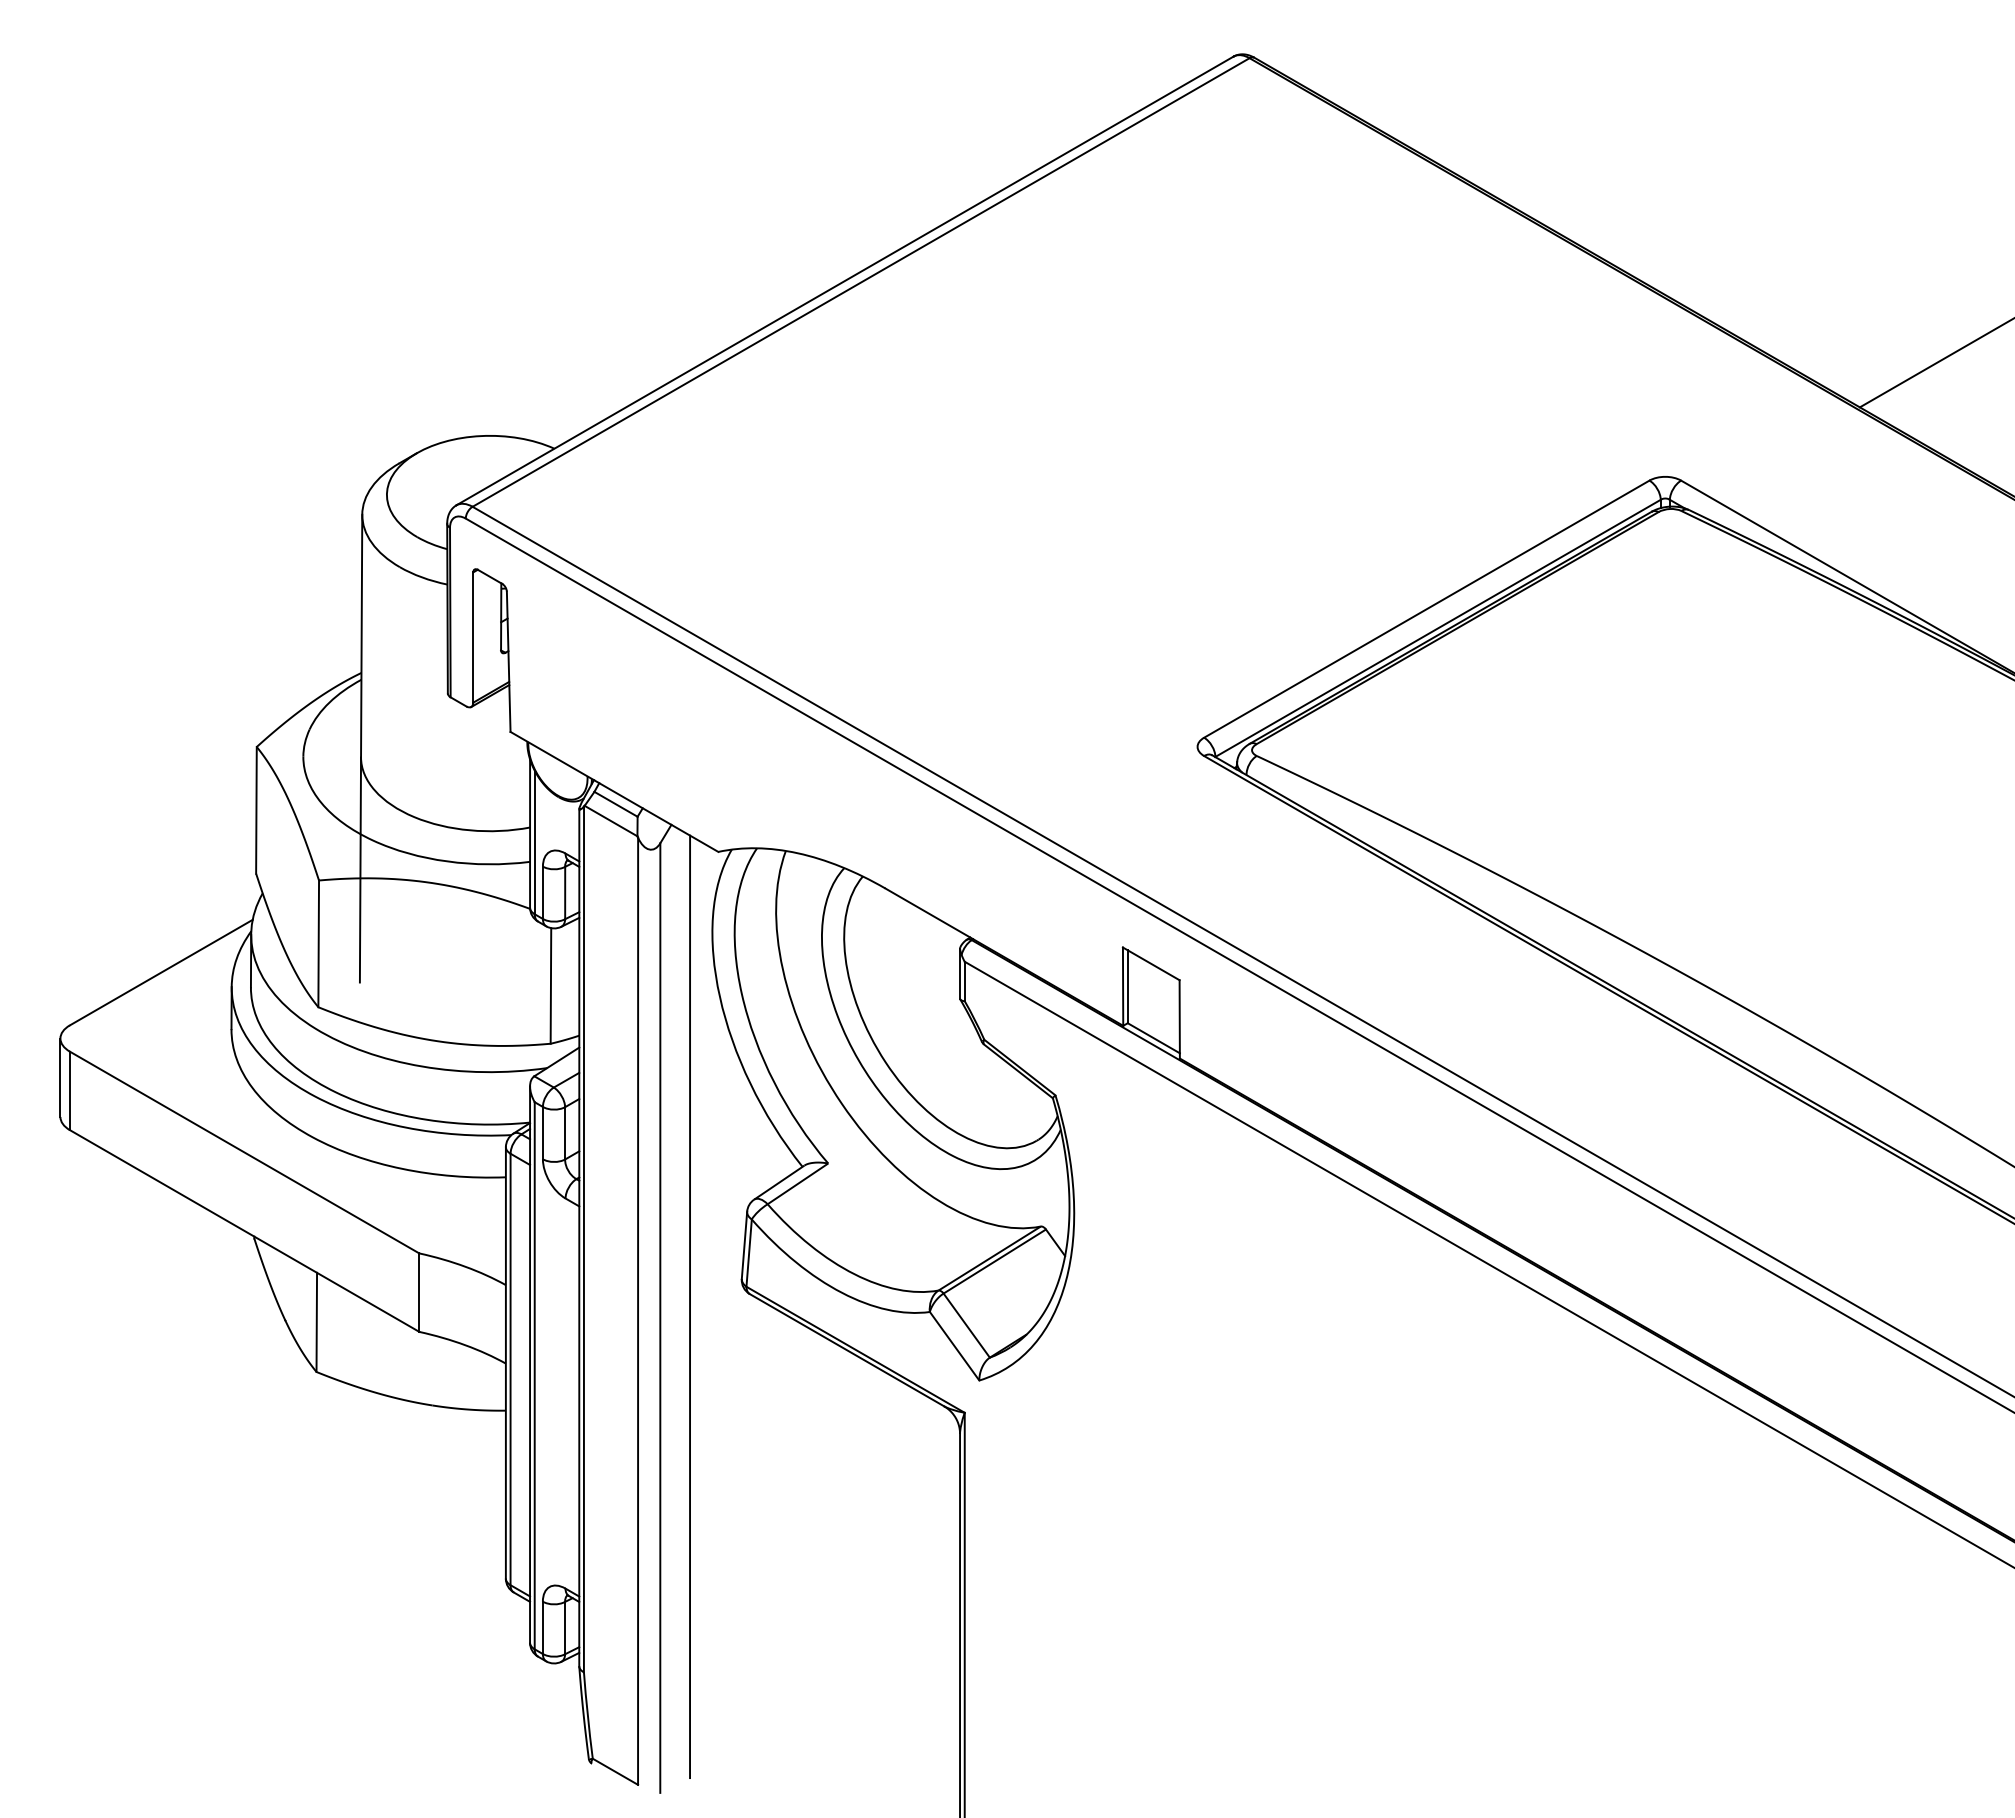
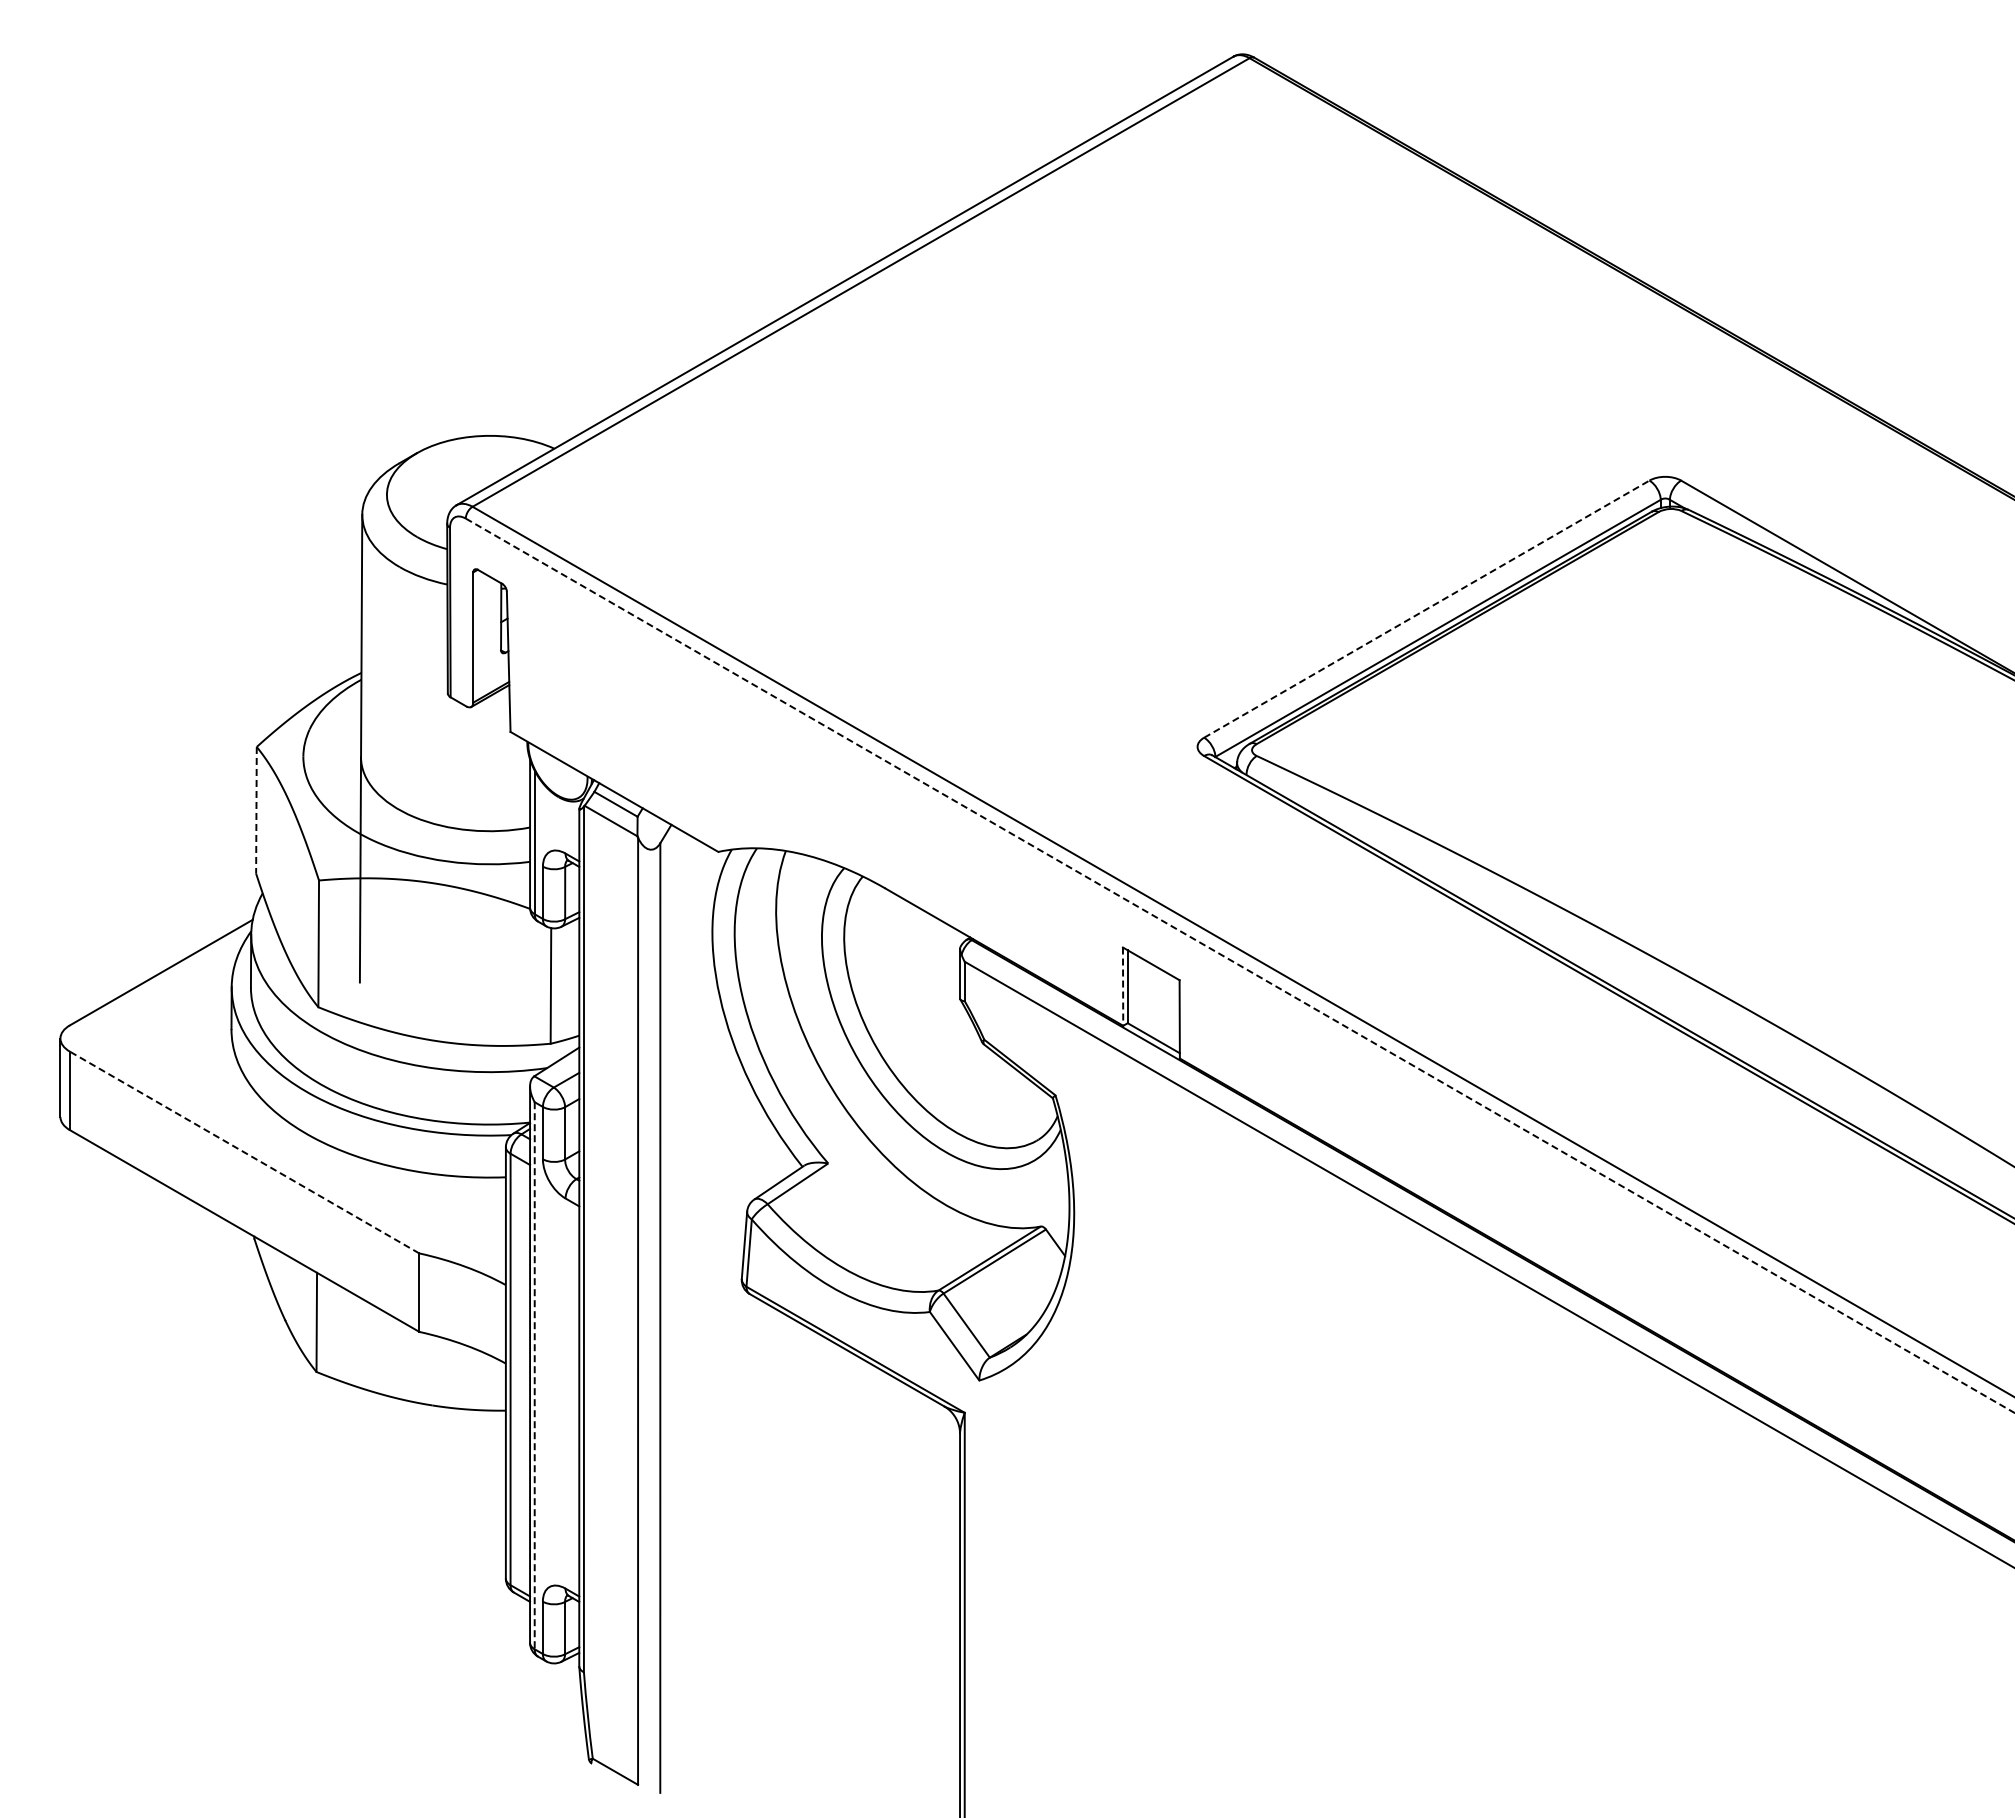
line: present -> none (1935, 363)
line: solid -> dashed (1427, 608)
line: solid -> dashed (256, 810)
line: solid -> dashed (1240, 966)
line: solid -> dashed (1123, 987)
line: solid -> dashed (244, 1152)
line: present -> none (690, 1306)
line: solid -> dashed (534, 1375)
